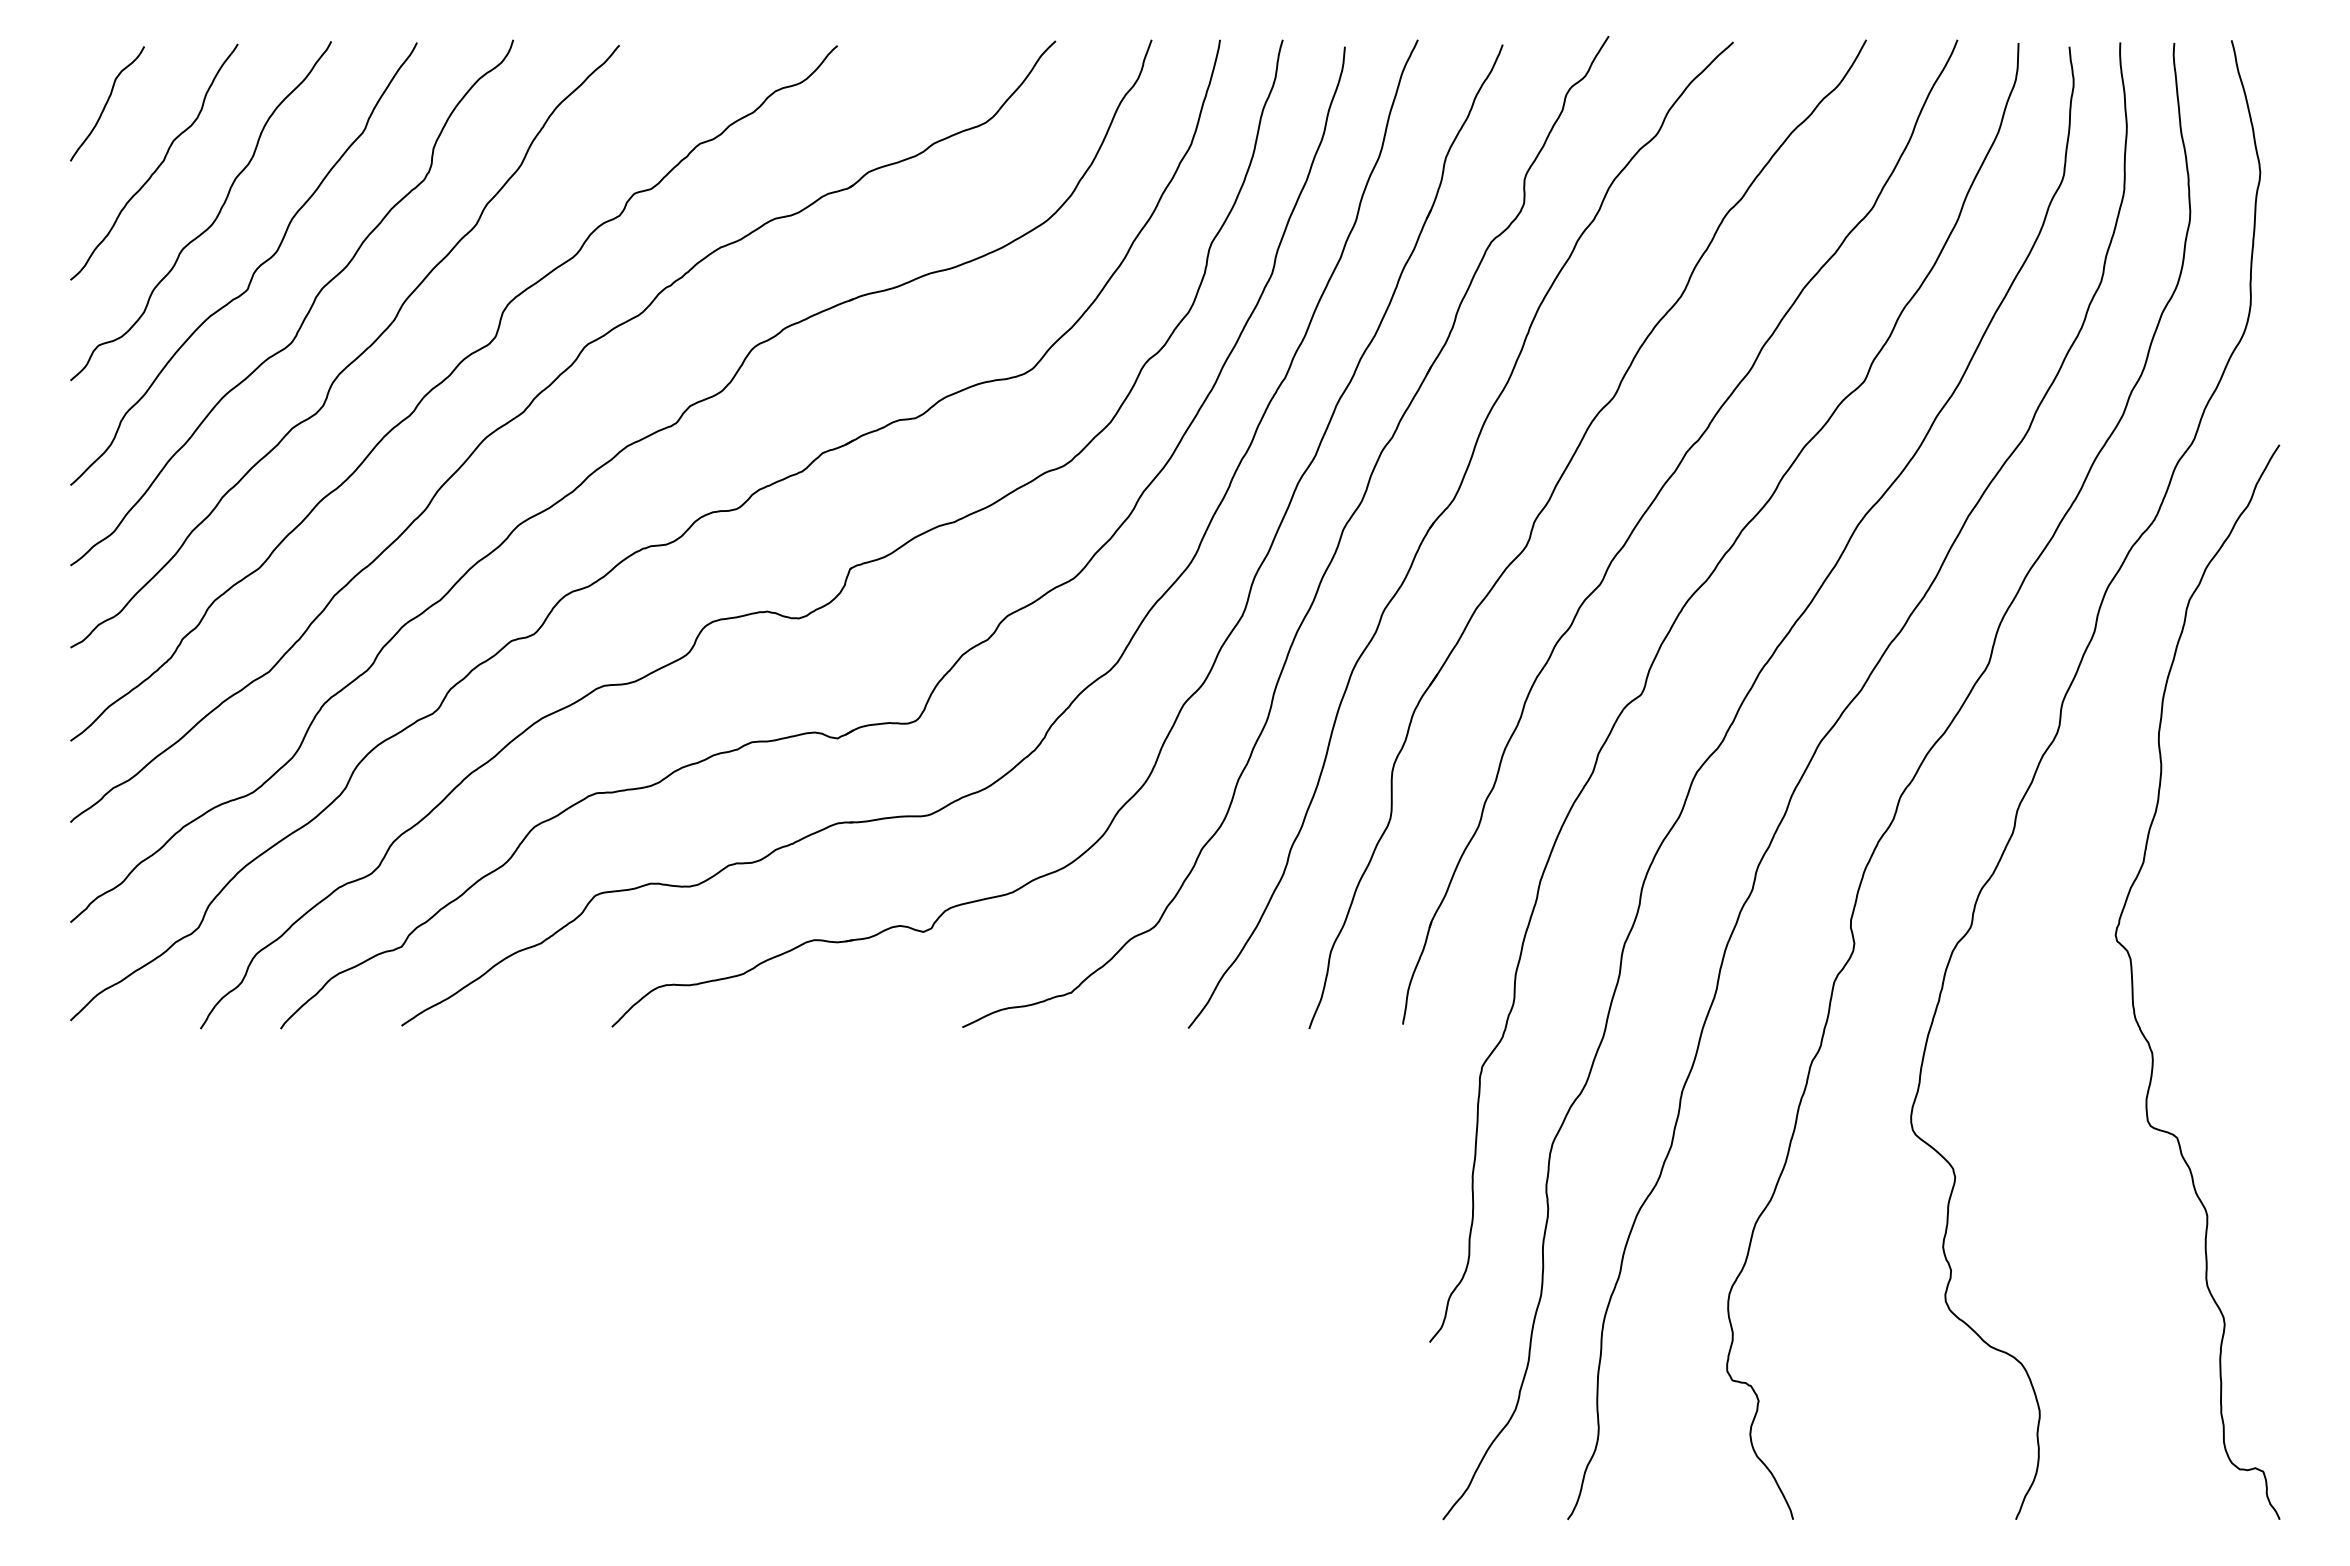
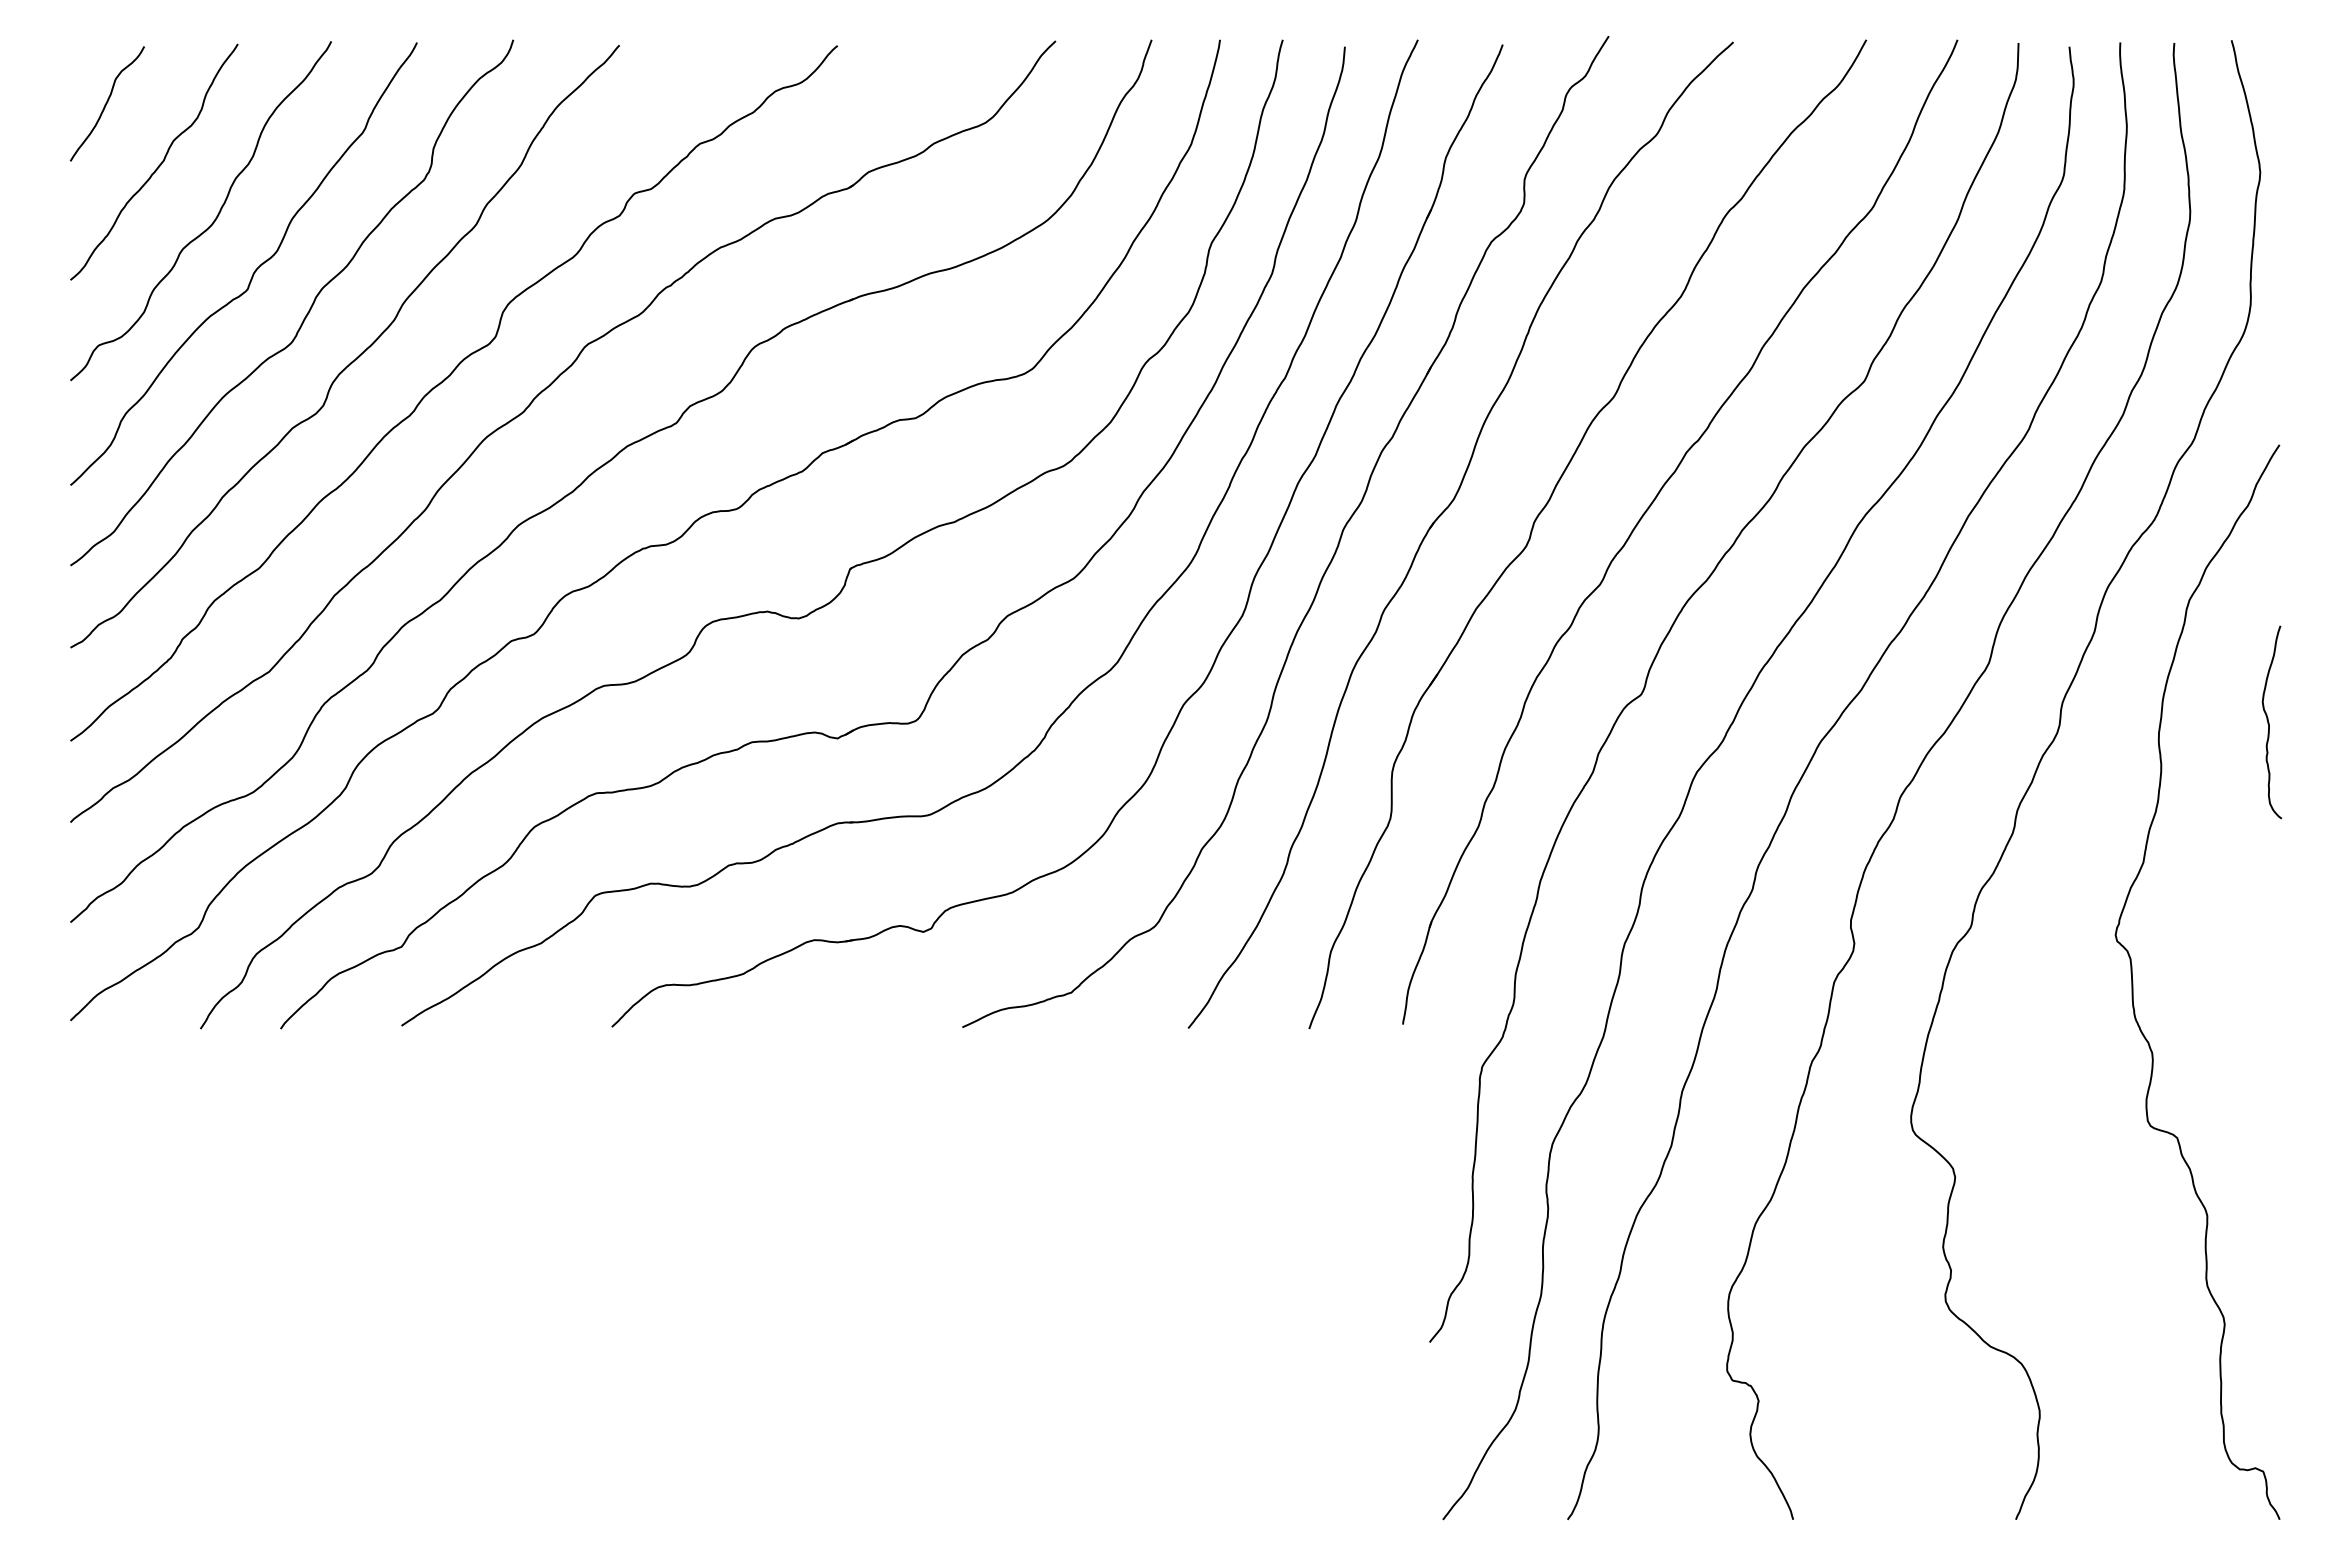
curve: none -> present (2269, 722)
